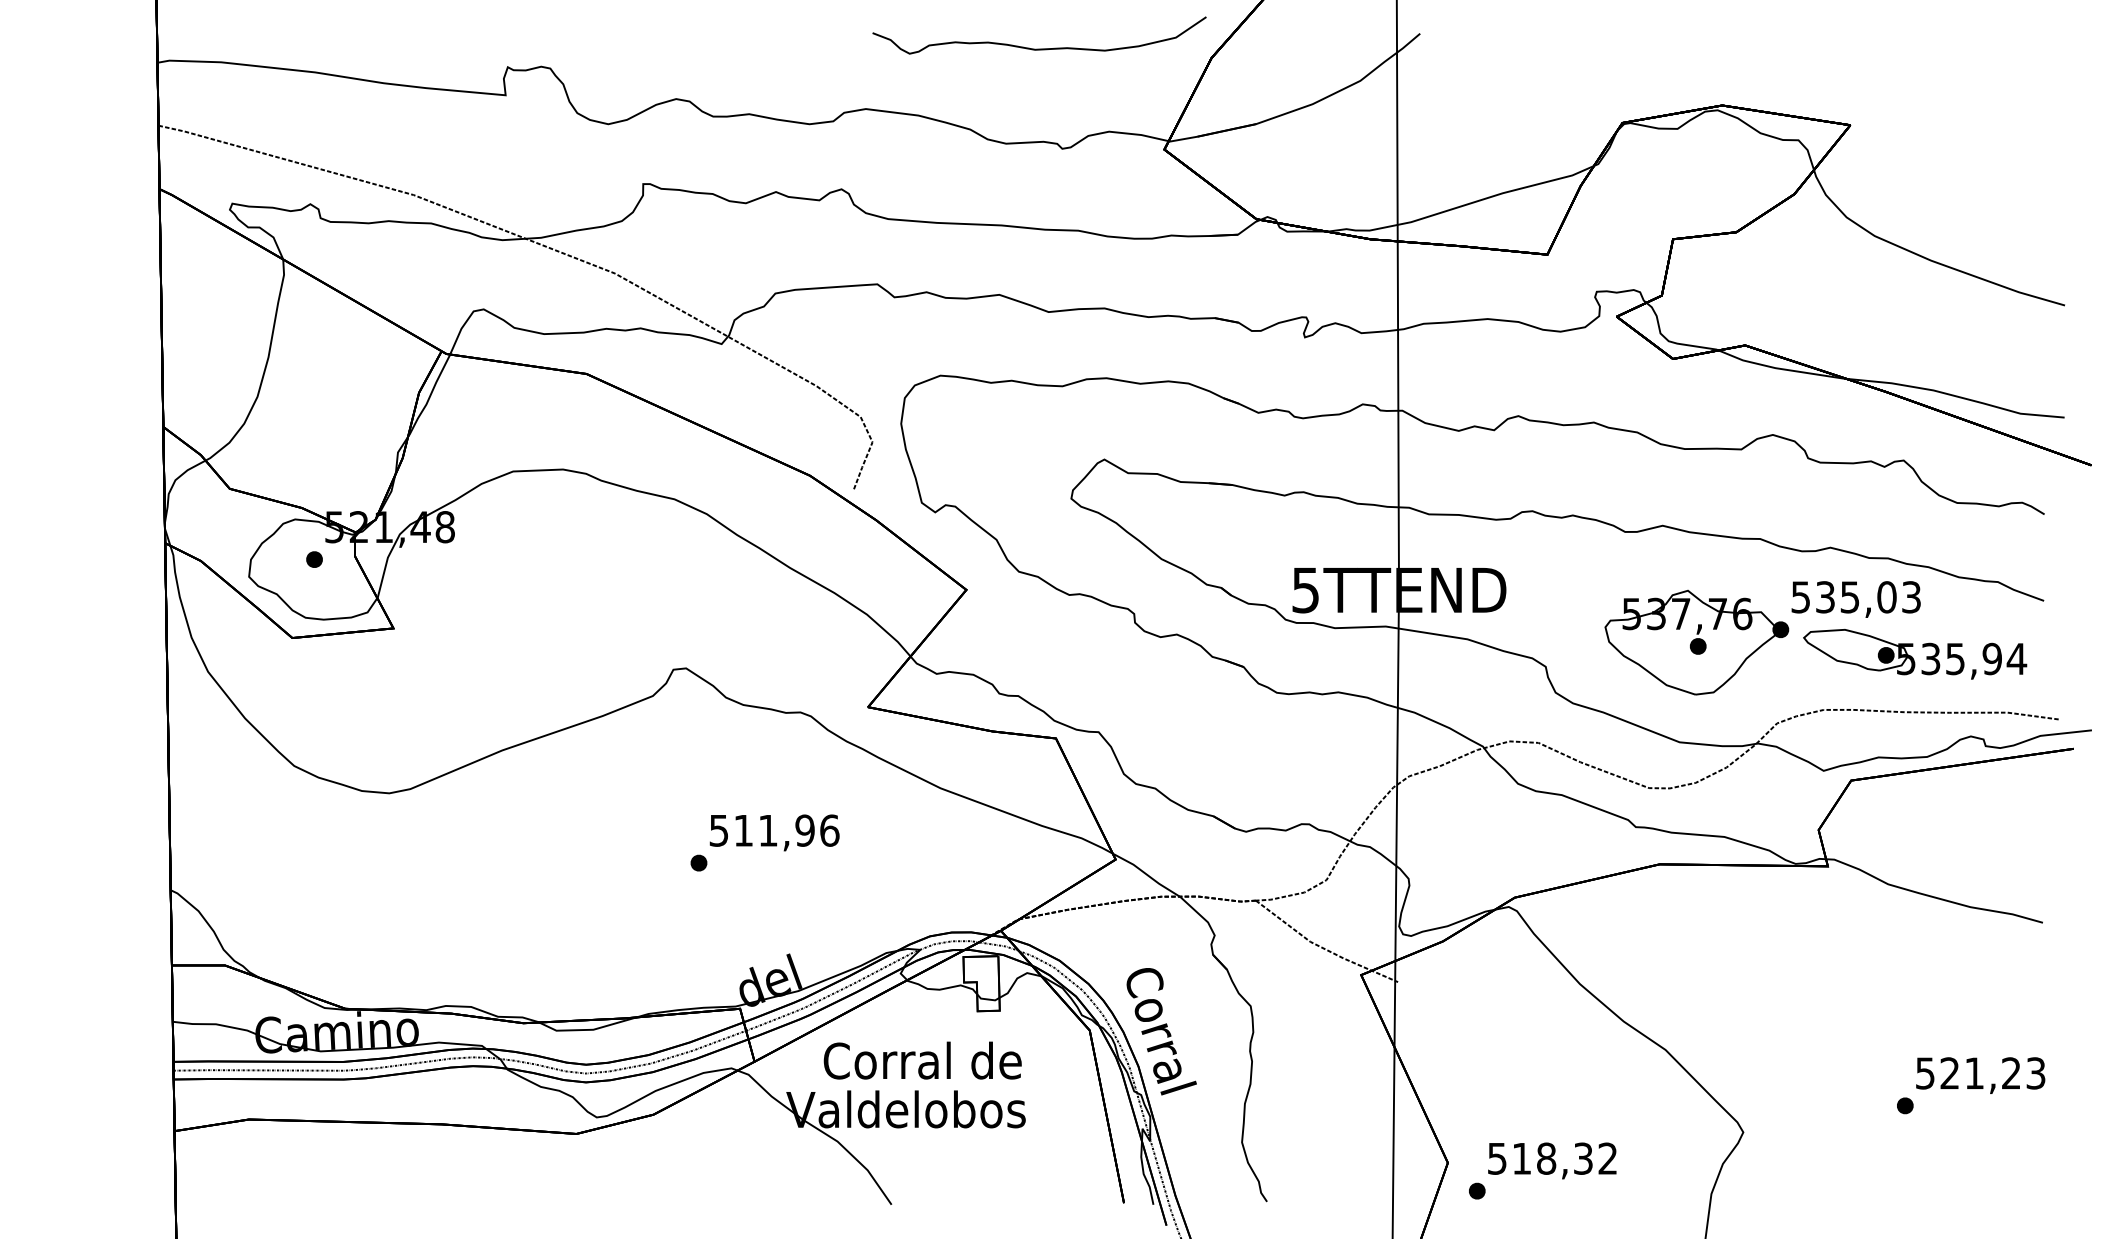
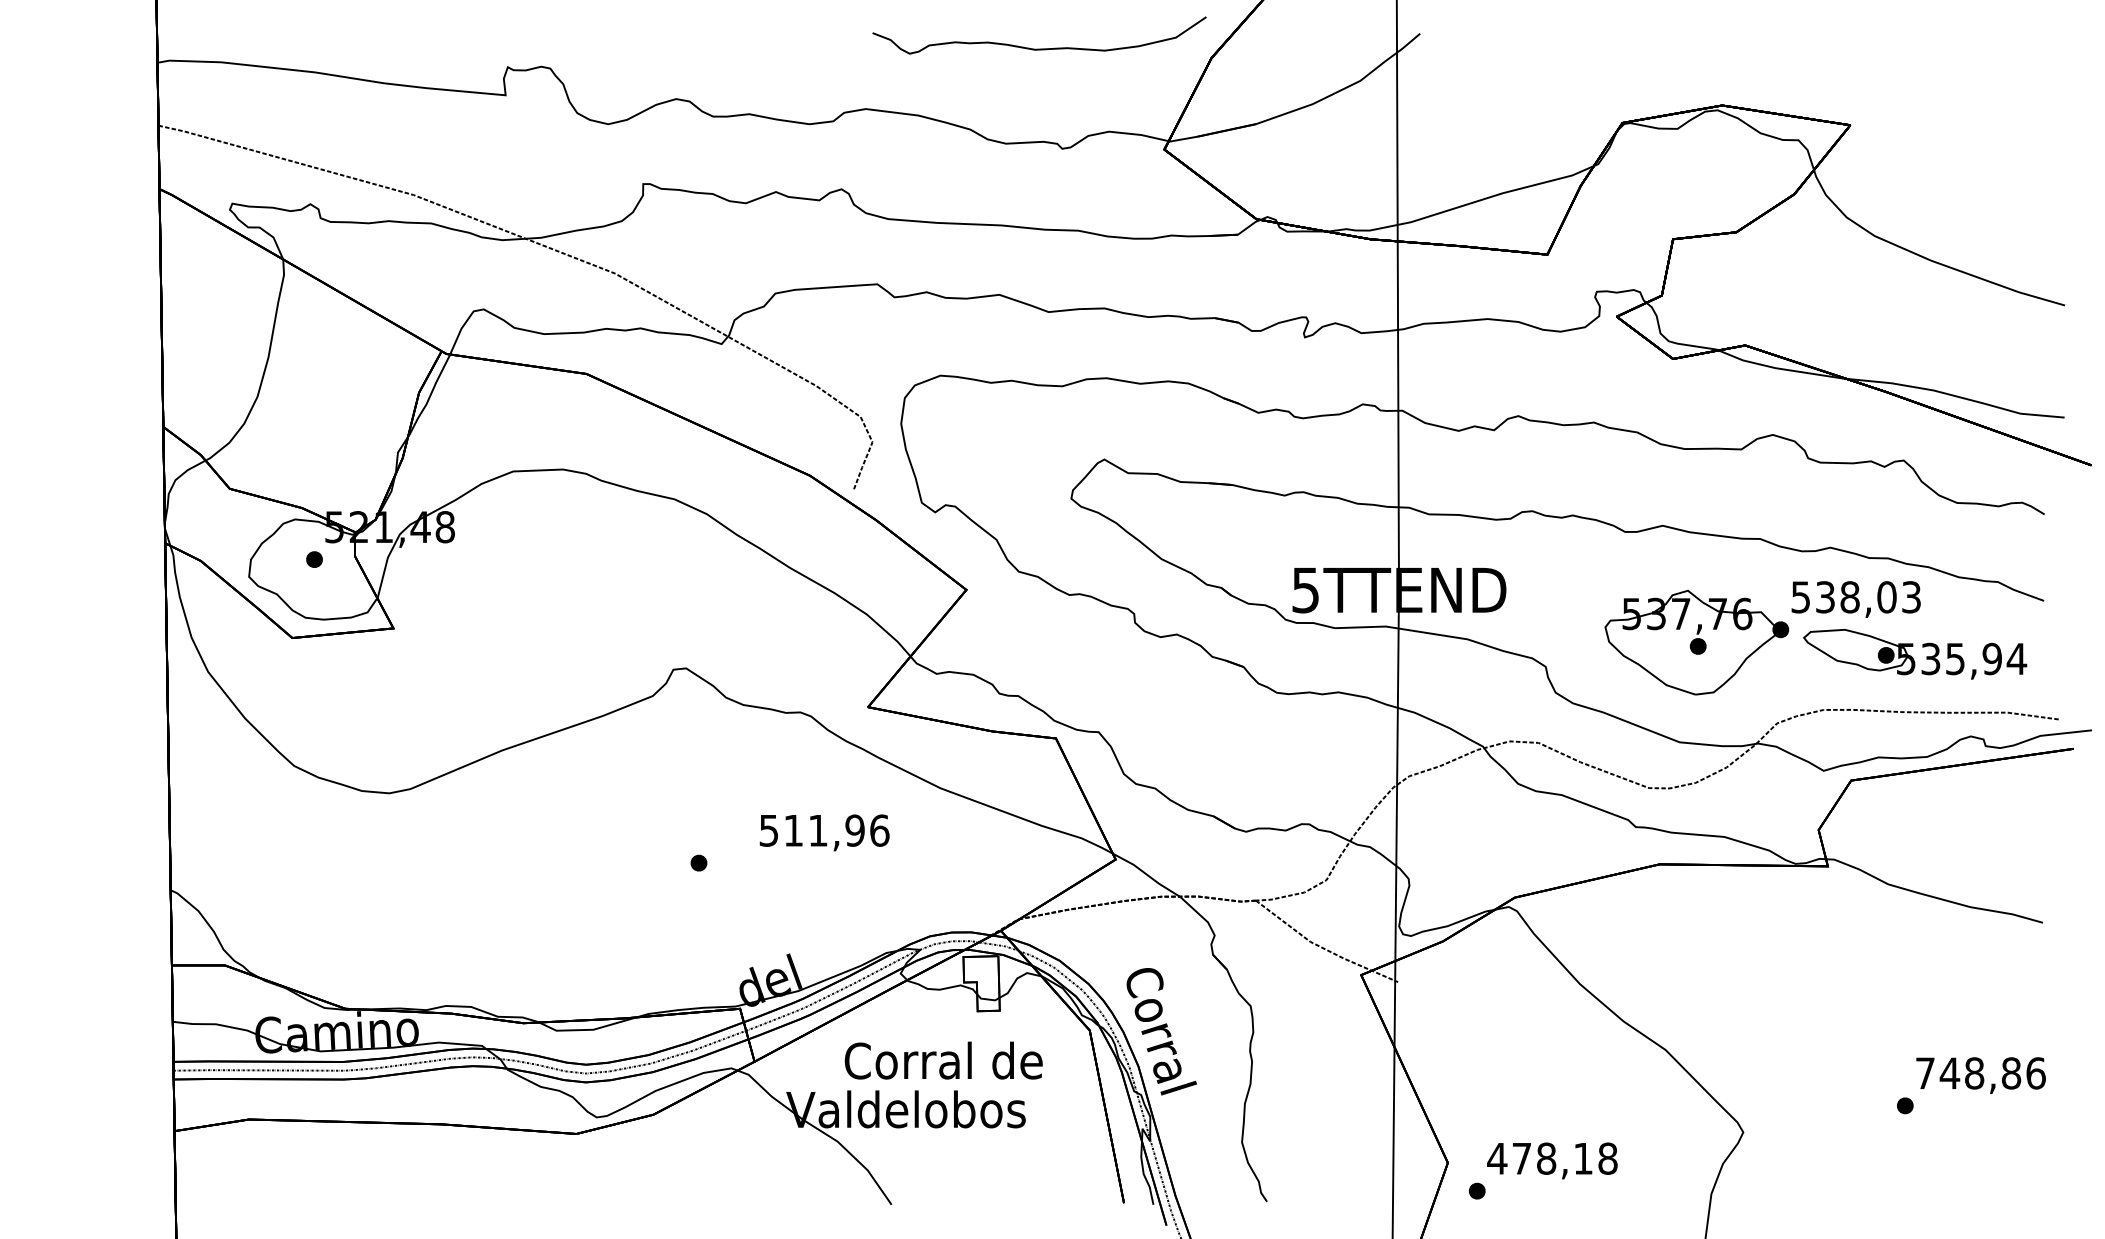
text: 535,03 -> 538,03 (1849, 597)
text position: (774, 832) -> (824, 832) (824, 832)
text position: (922, 1060) -> (943, 1060) (943, 1060)
text: 521,23 -> 748,86 (1980, 1073)
text: 518,32 -> 478,18 (1552, 1158)
